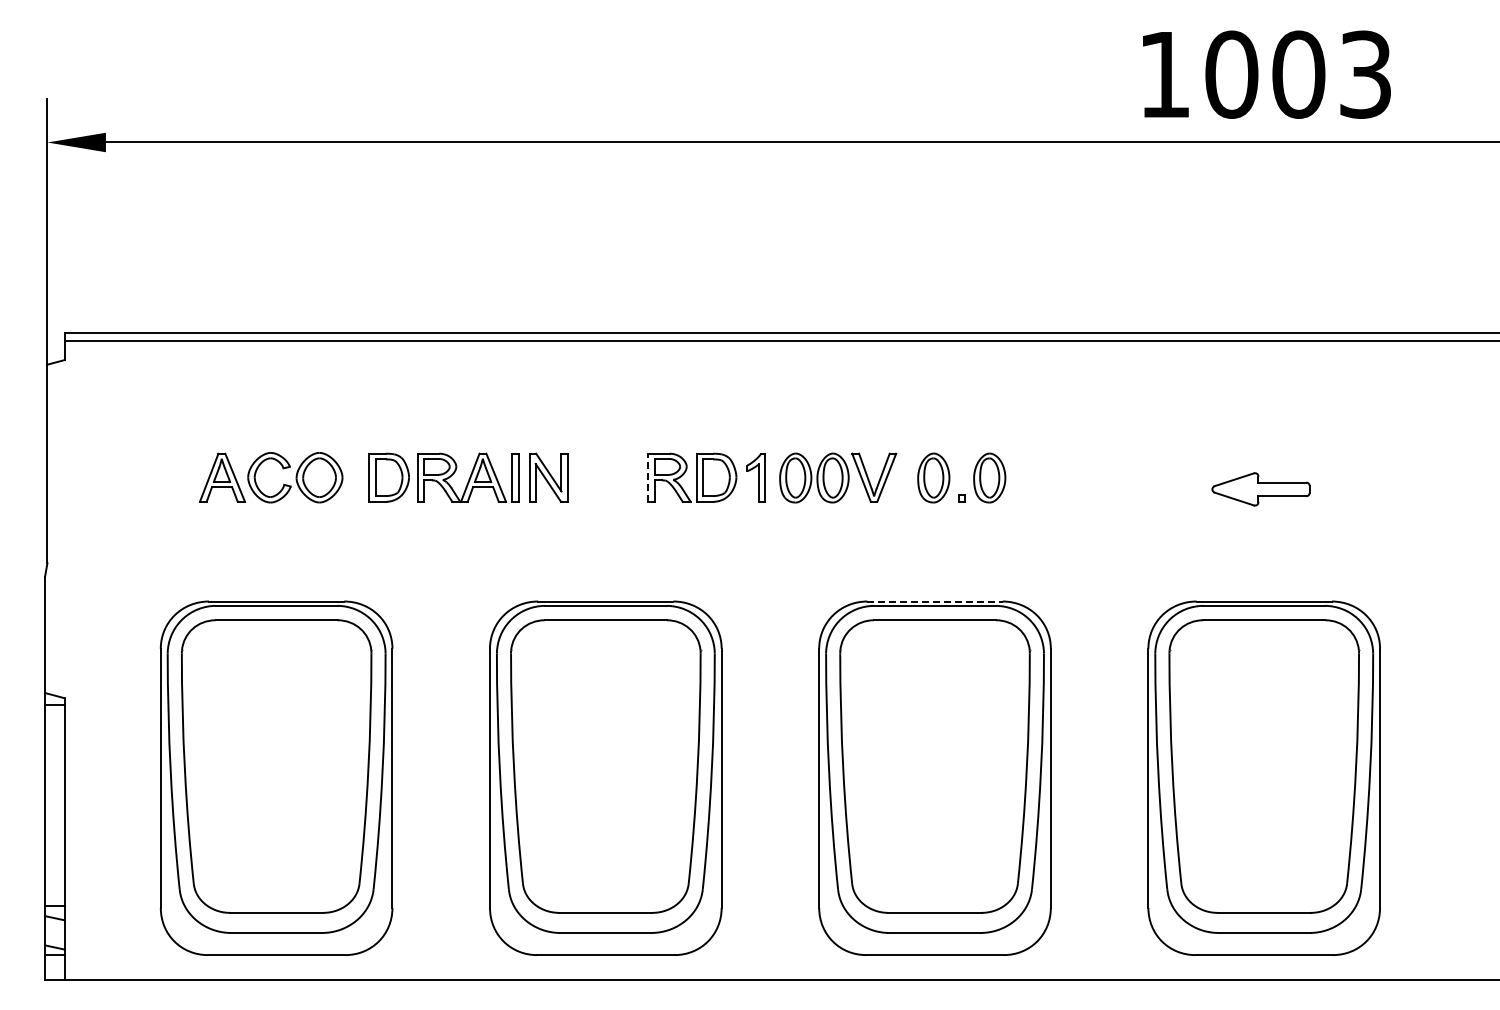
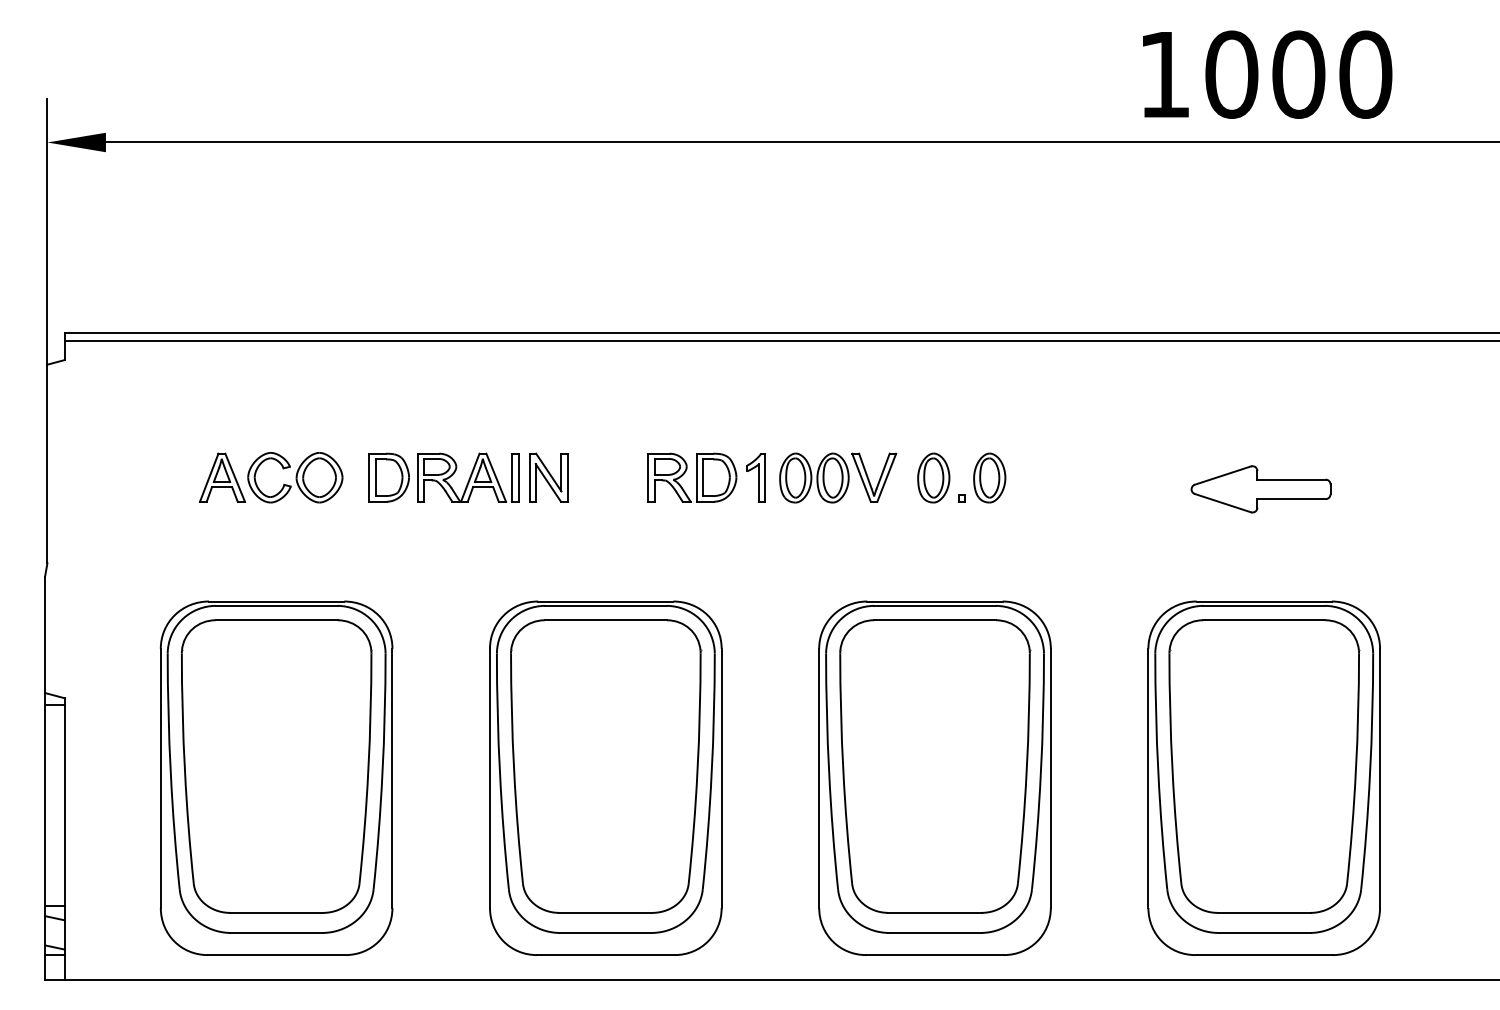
text: 1003 -> 1000 (1365, 74)
line: dashed -> solid (648, 477)
part size: 100x35 px -> 142x49 px (1260, 489)
line: dashed -> solid (935, 601)
